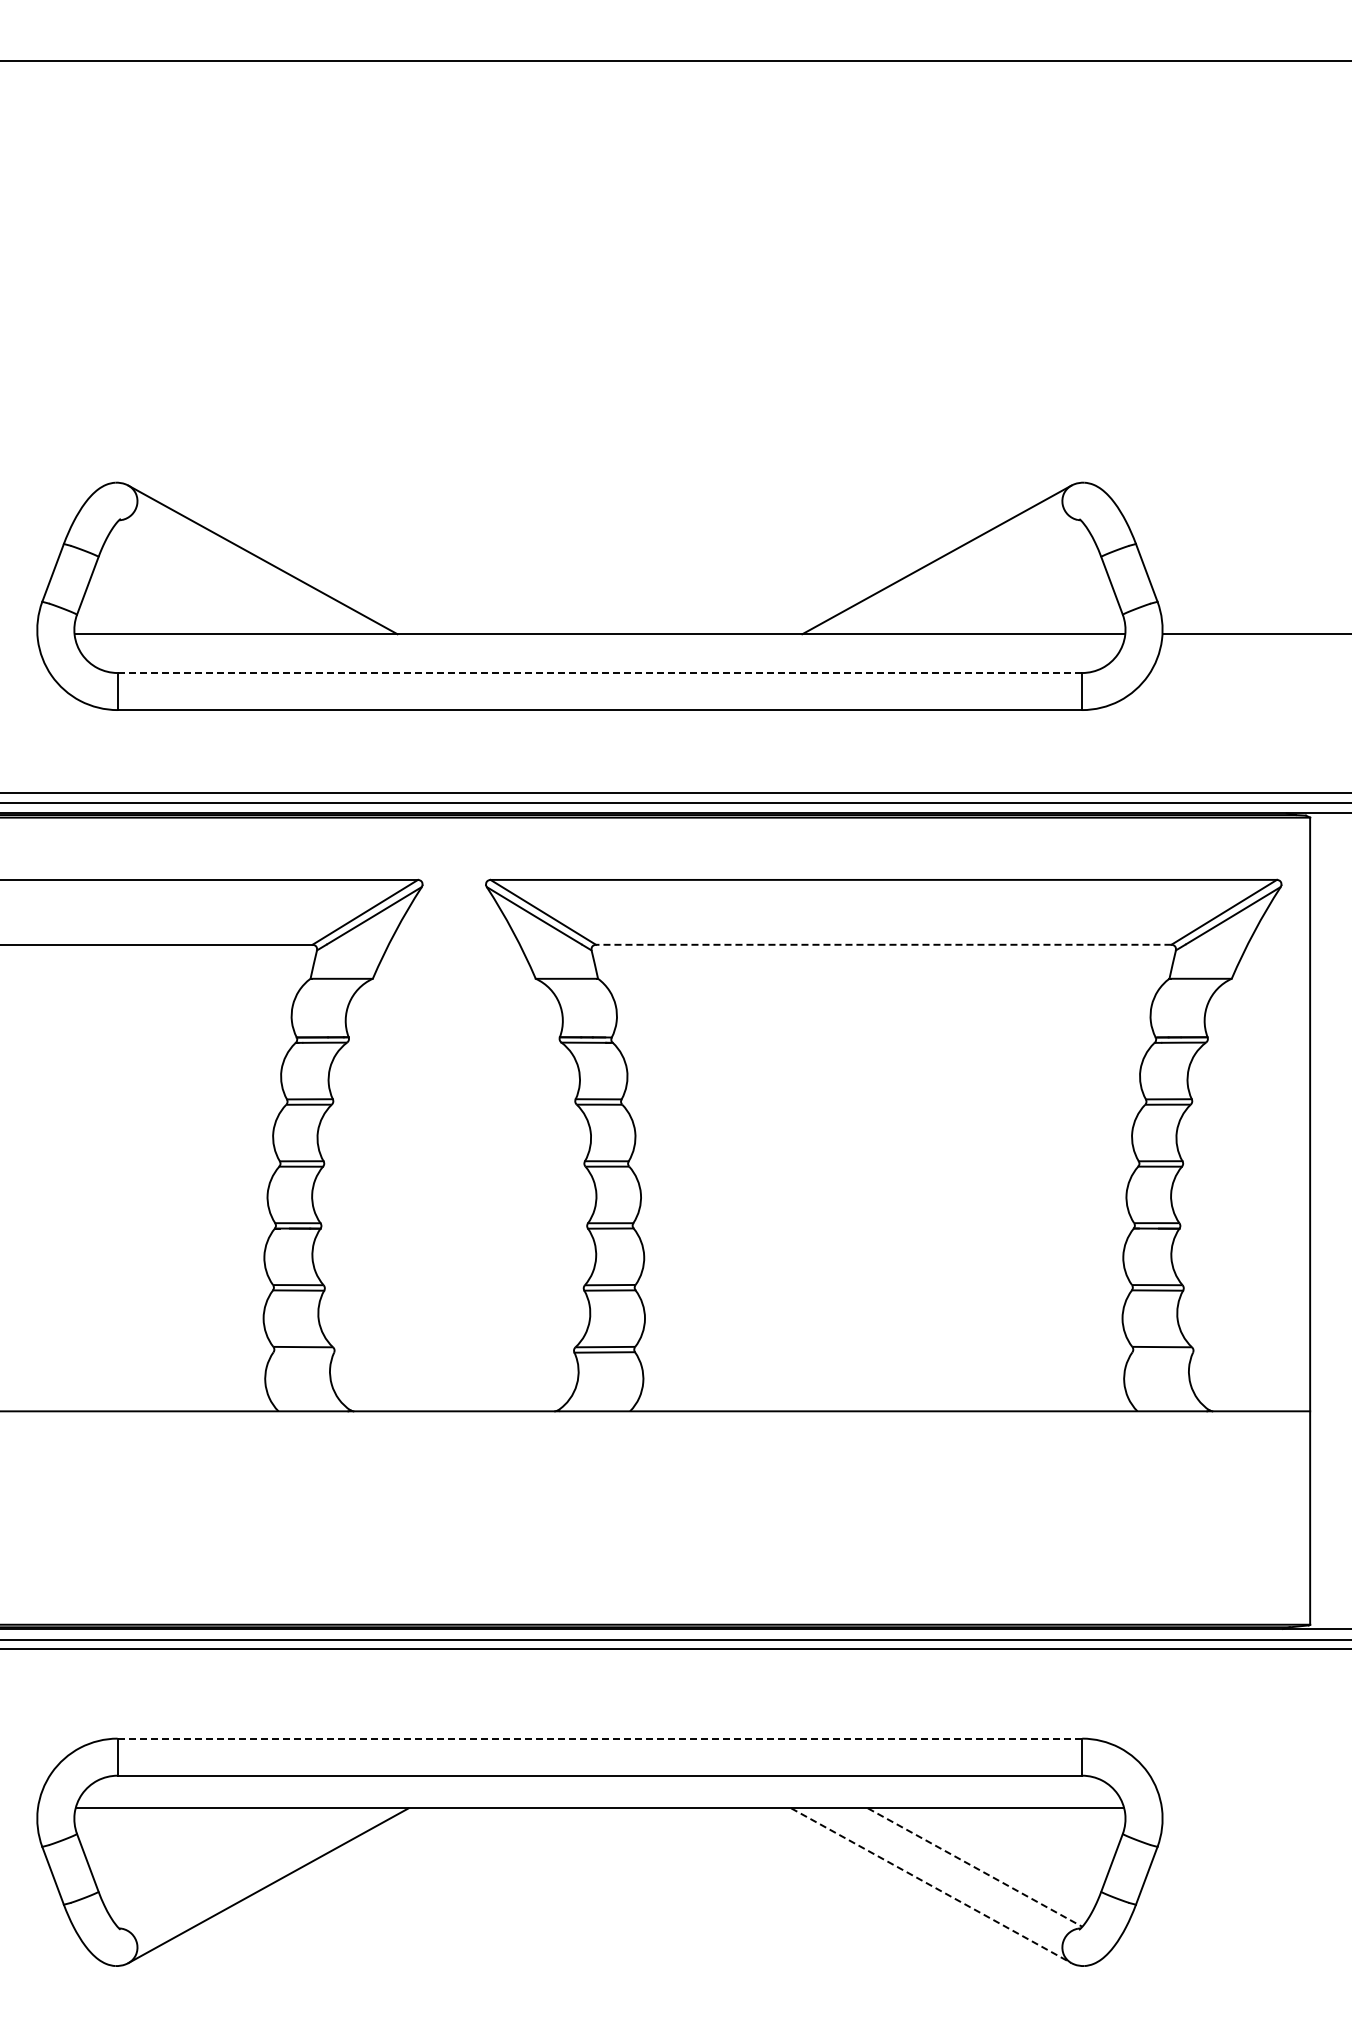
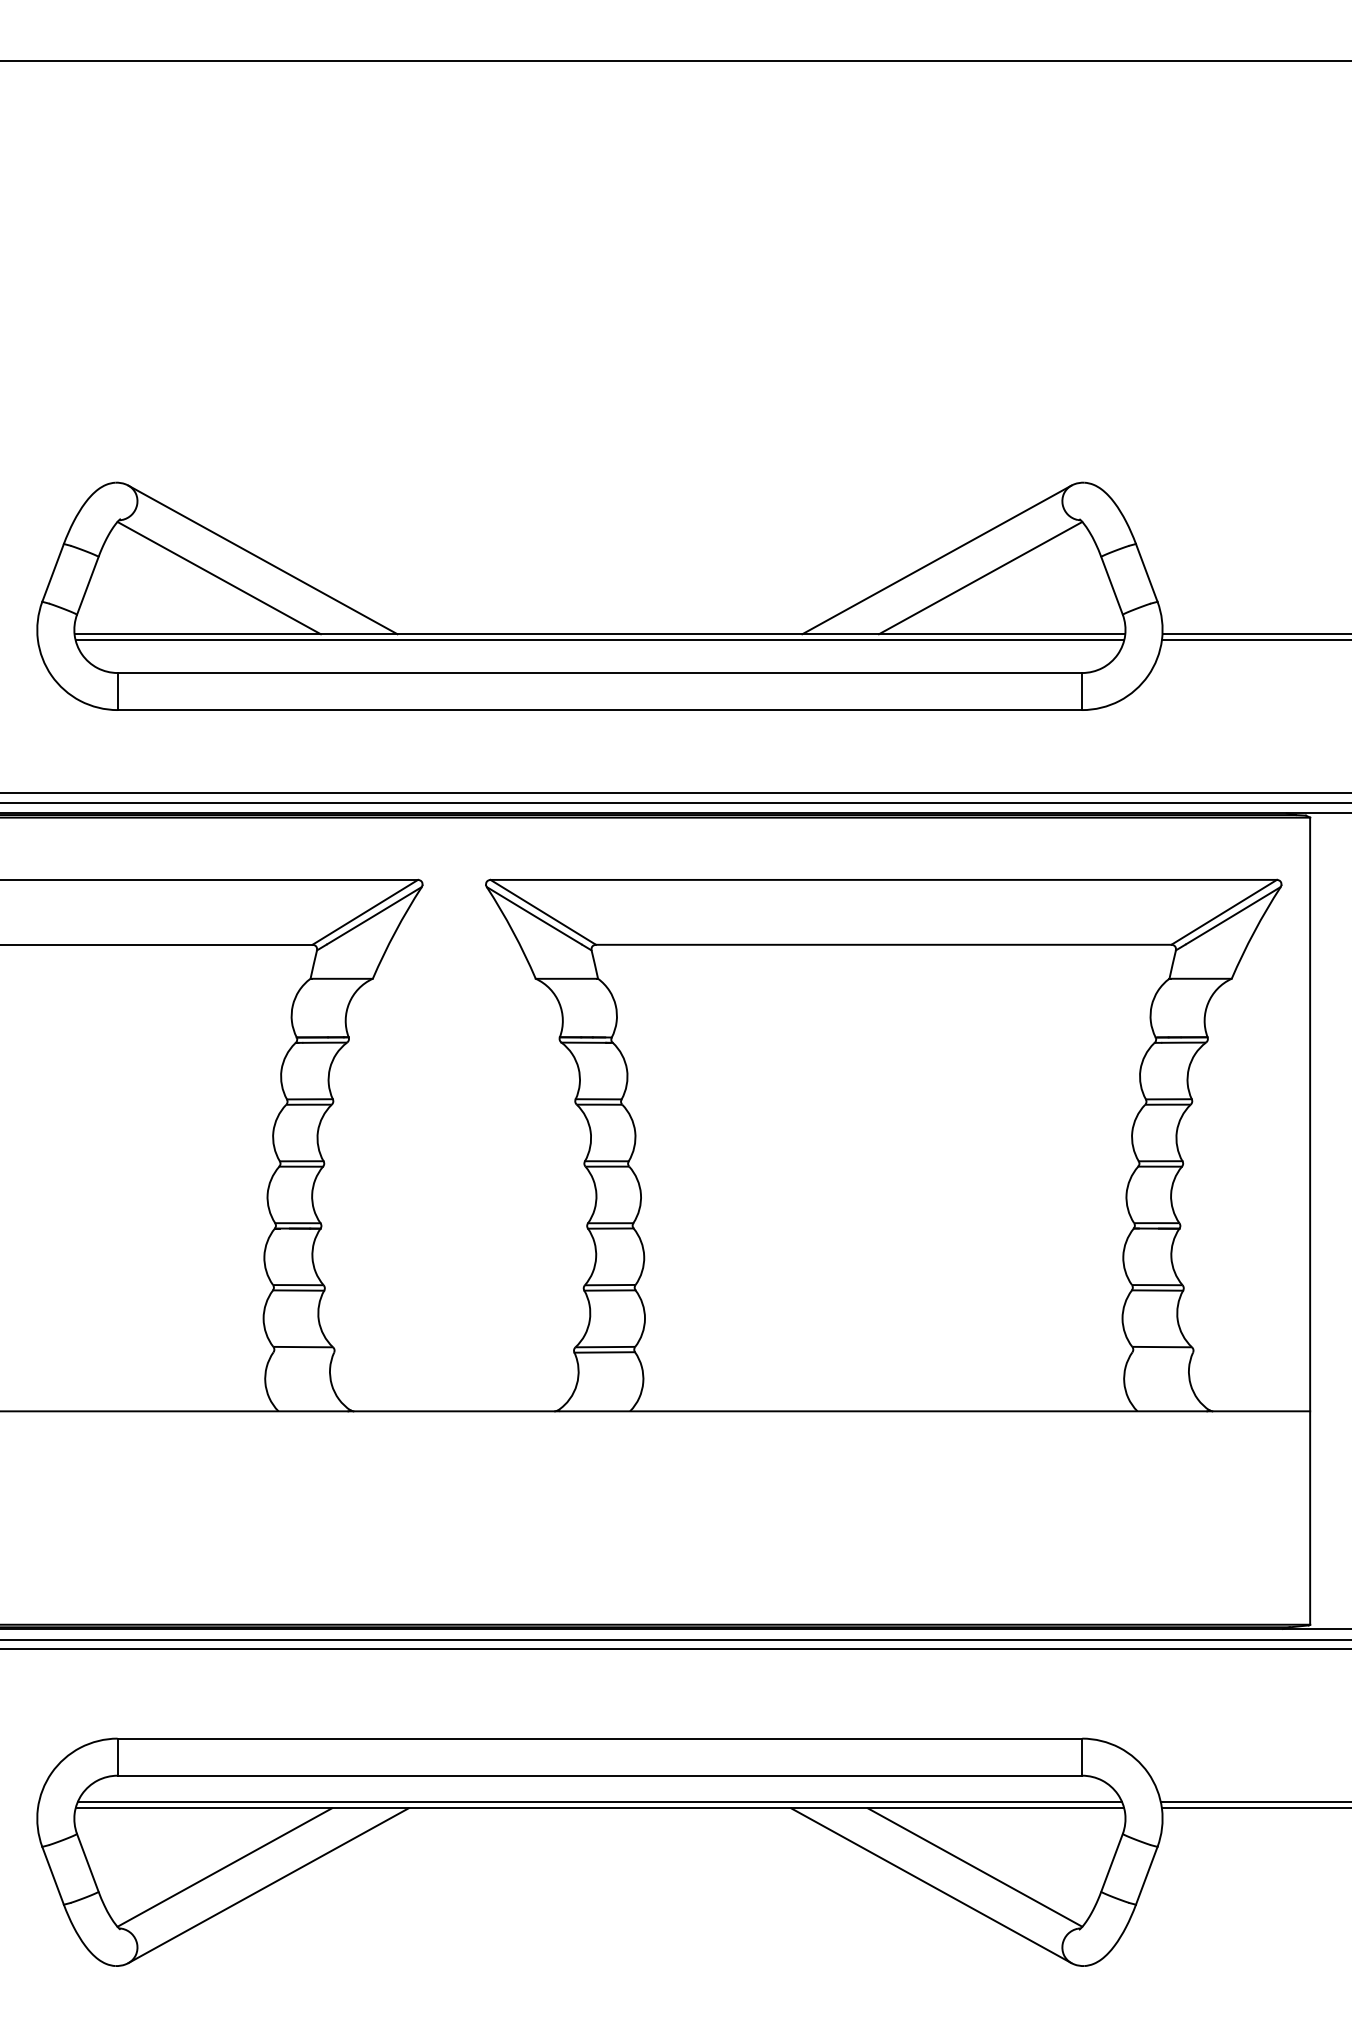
line: none -> present (218, 577)
line: none -> present (980, 577)
line: none -> present (599, 640)
line: none -> present (1254, 640)
line: dashed -> solid (600, 673)
line: dashed -> solid (883, 944)
line: dashed -> solid (599, 1738)
line: none -> present (599, 1802)
line: none -> present (1254, 1802)
line: none -> present (1254, 1808)
line: none -> present (224, 1867)
line: dashed -> solid (975, 1867)
line: dashed -> solid (931, 1885)
